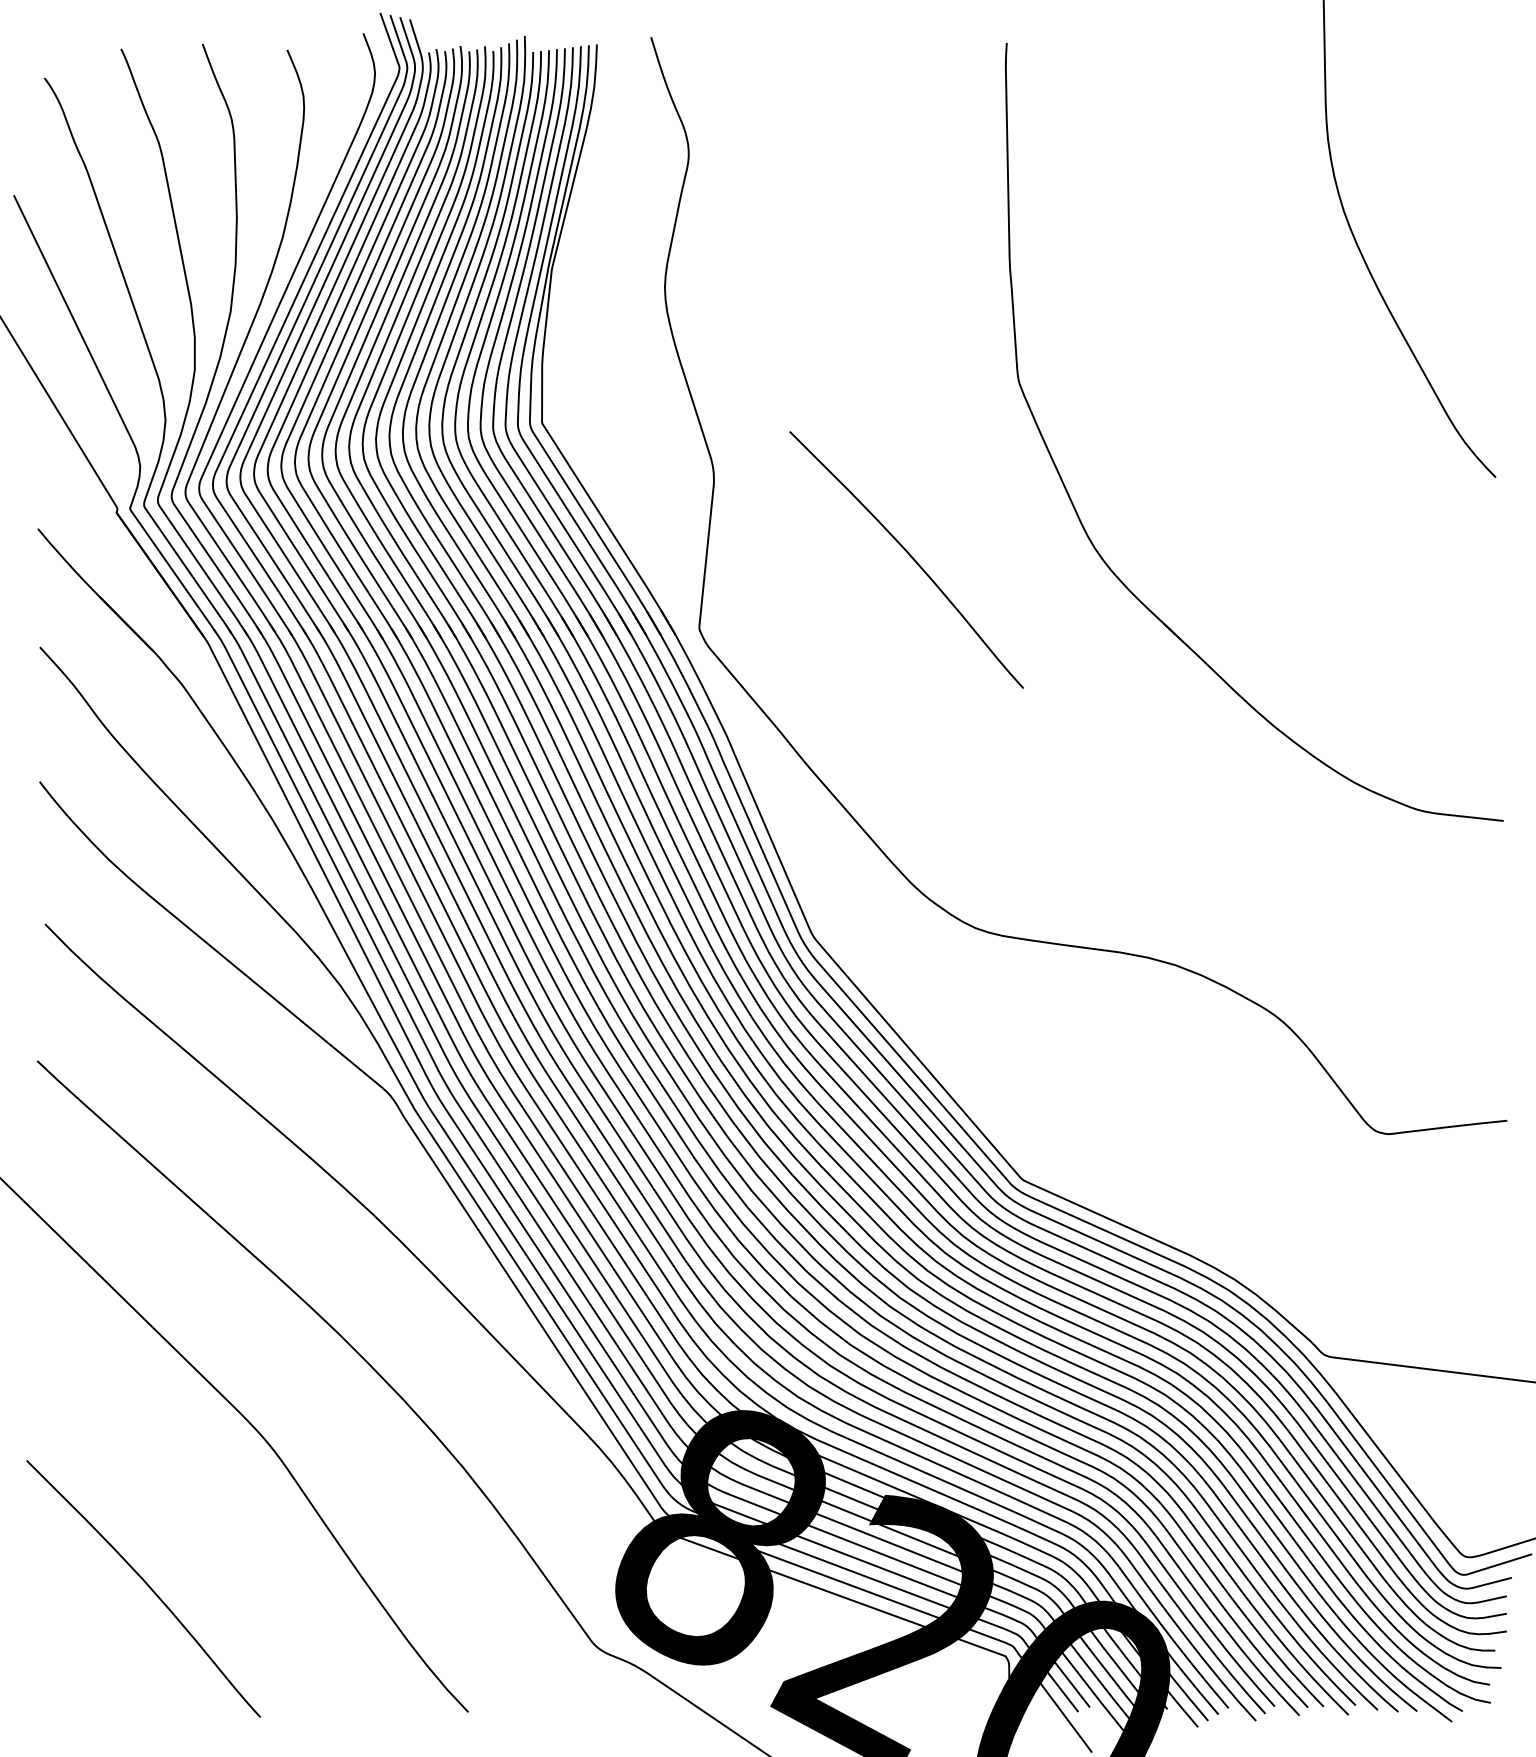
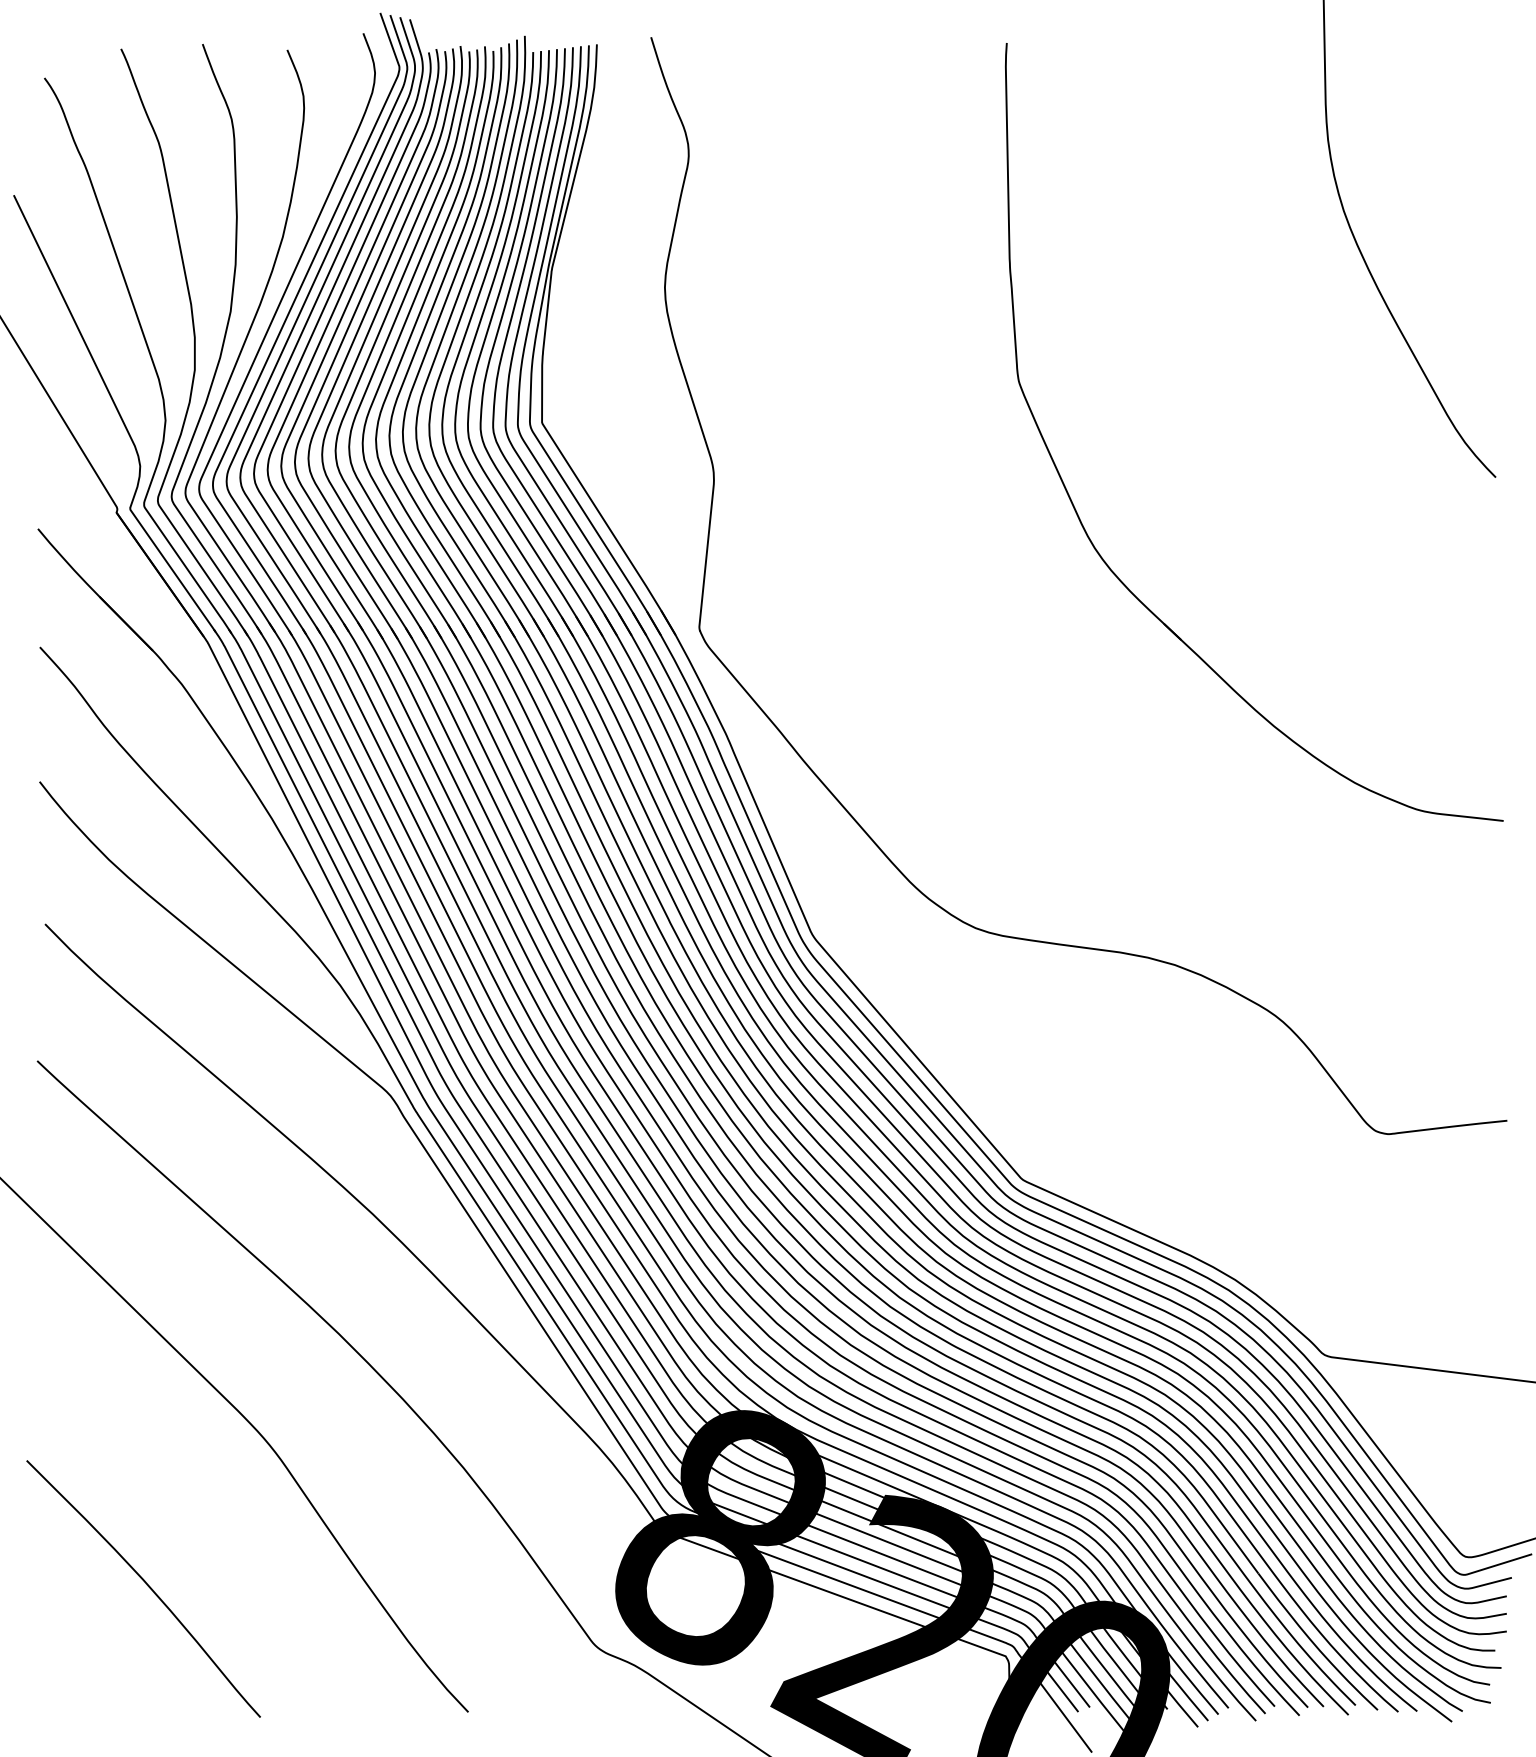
curve: present -> none (910, 557)
